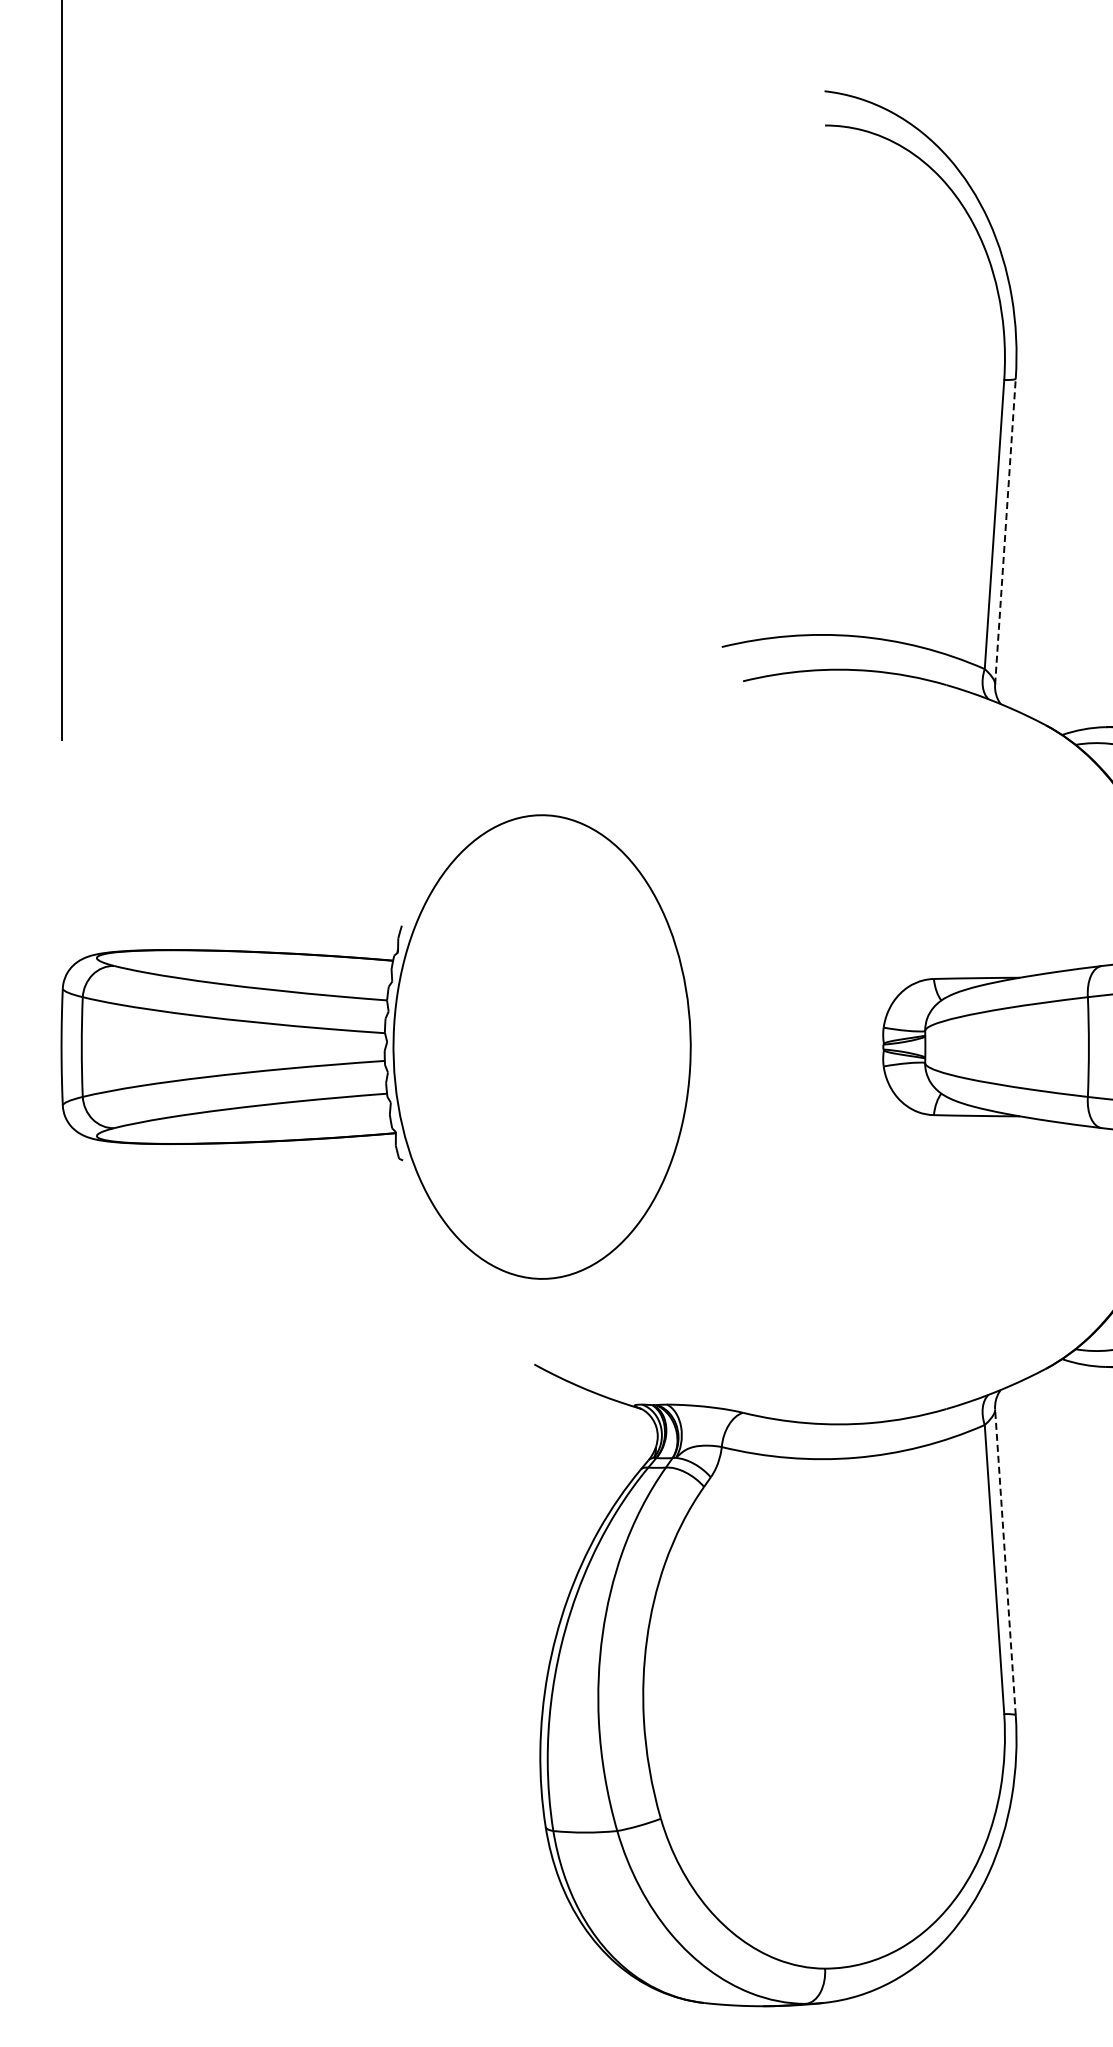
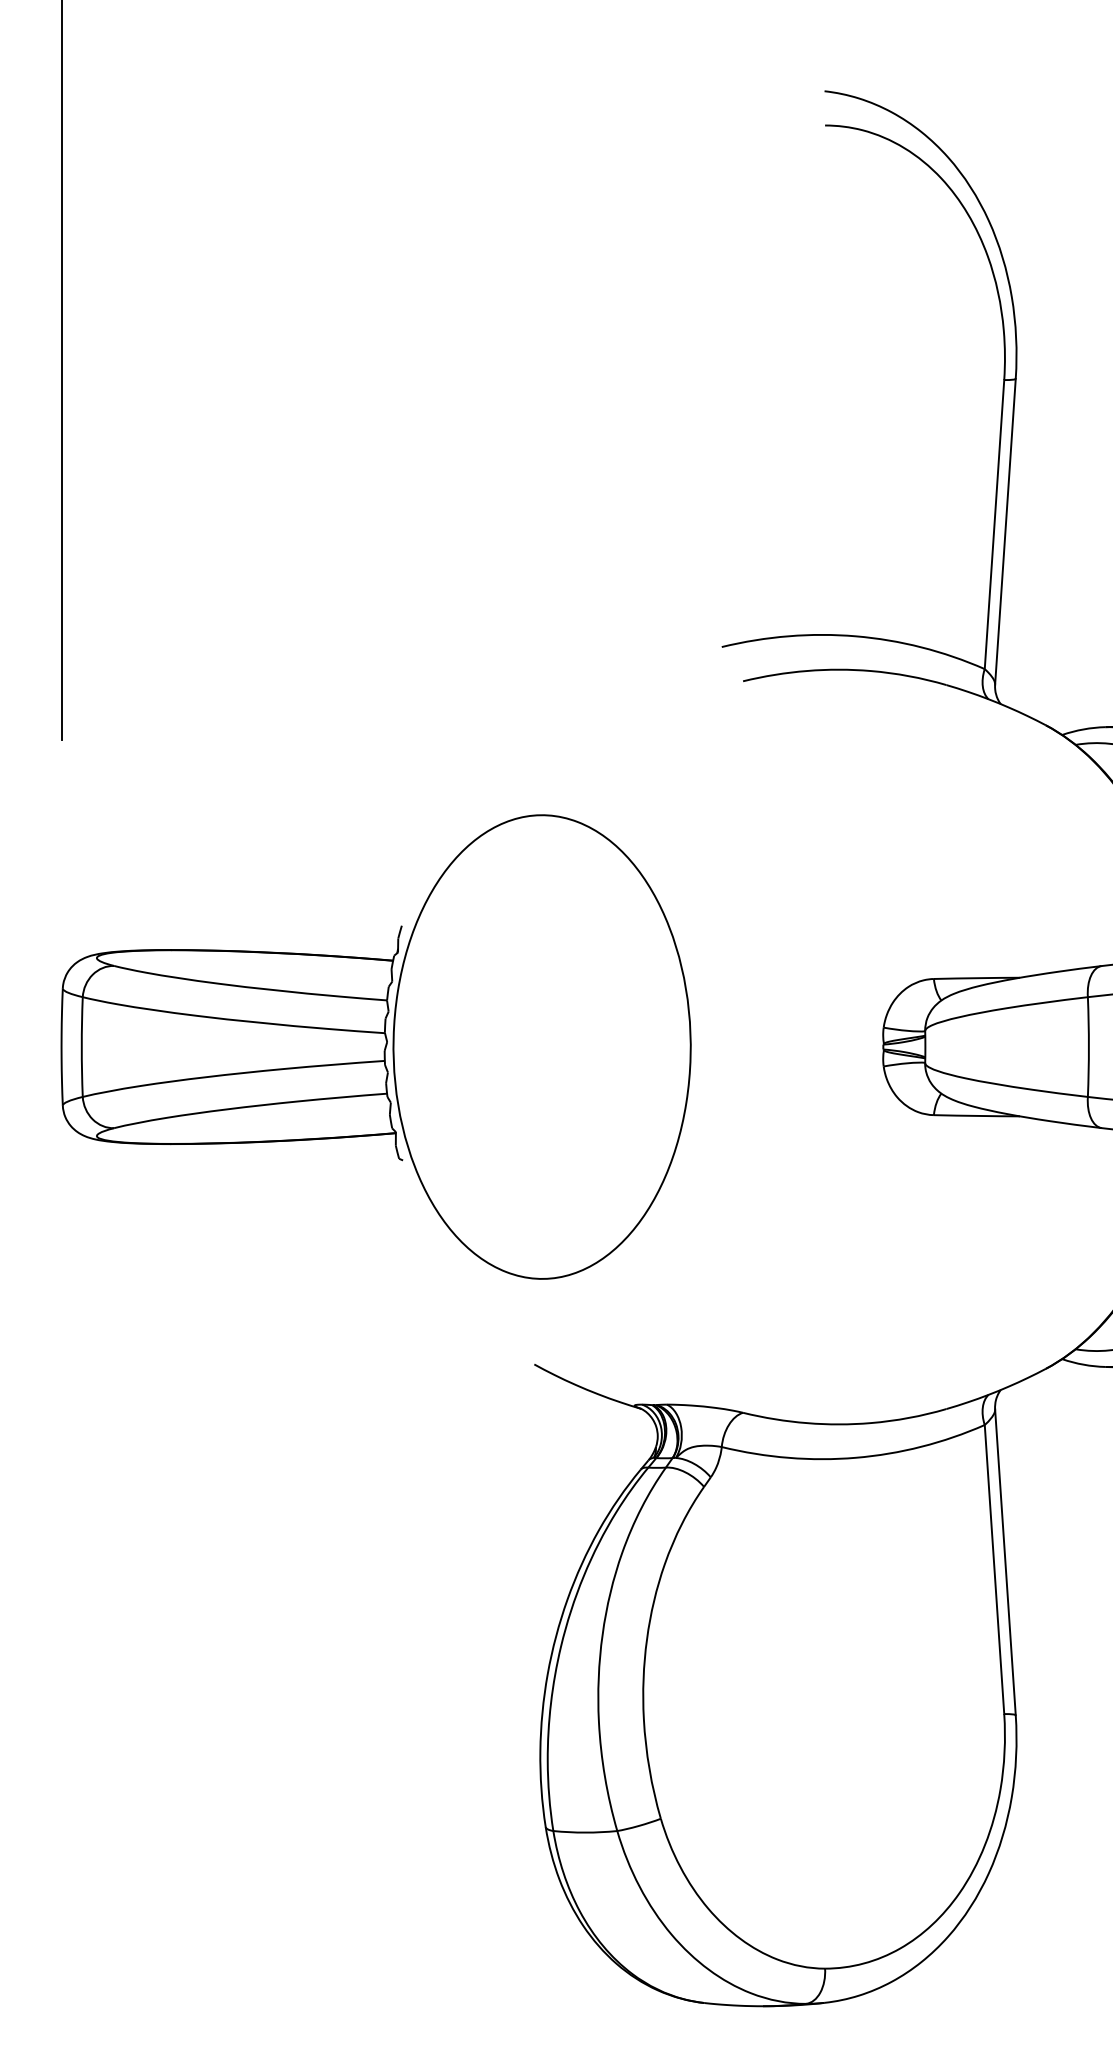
line: dashed -> solid (1005, 531)
line: dashed -> solid (1005, 1561)
